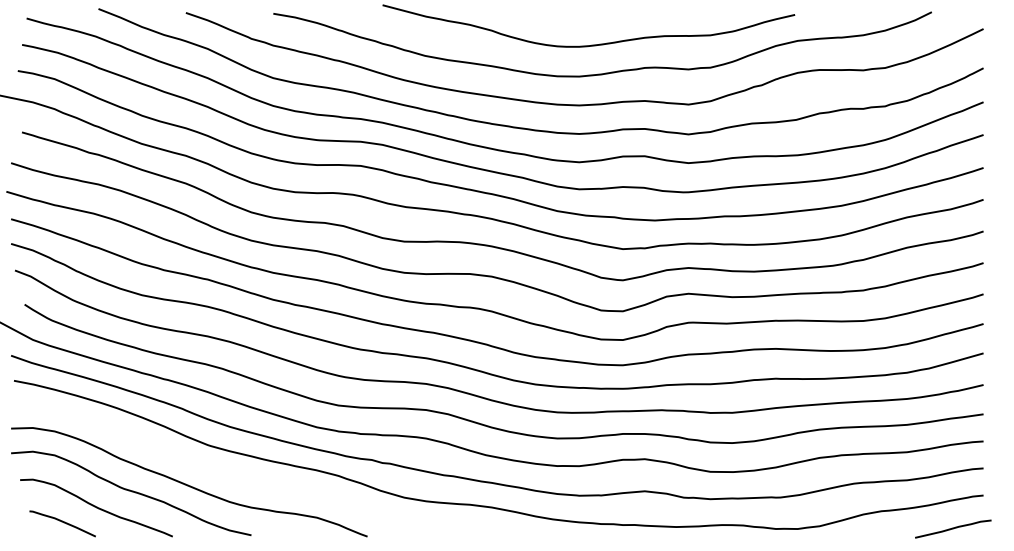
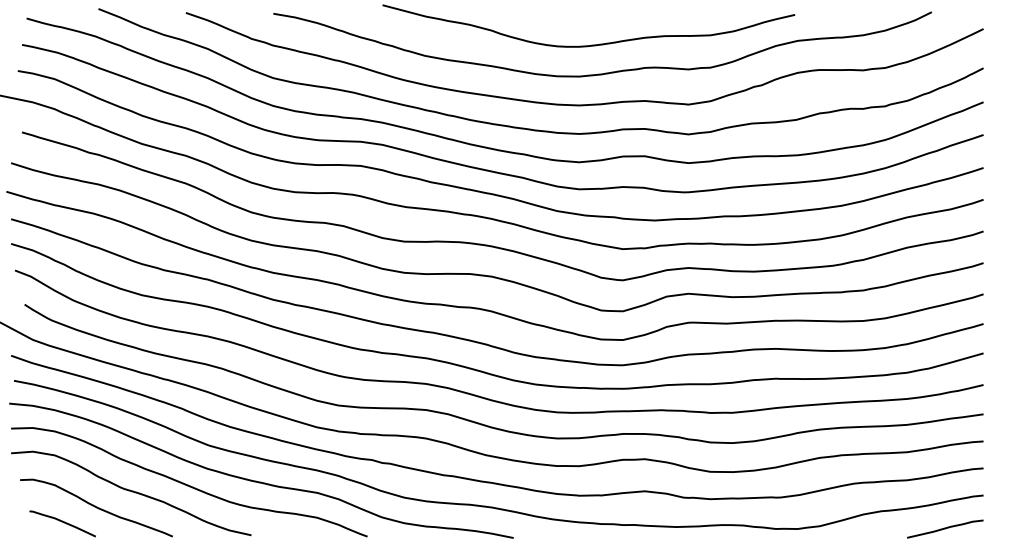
curve: none -> present (261, 481)
curve position: (953, 528) -> (945, 528) (945, 528)
